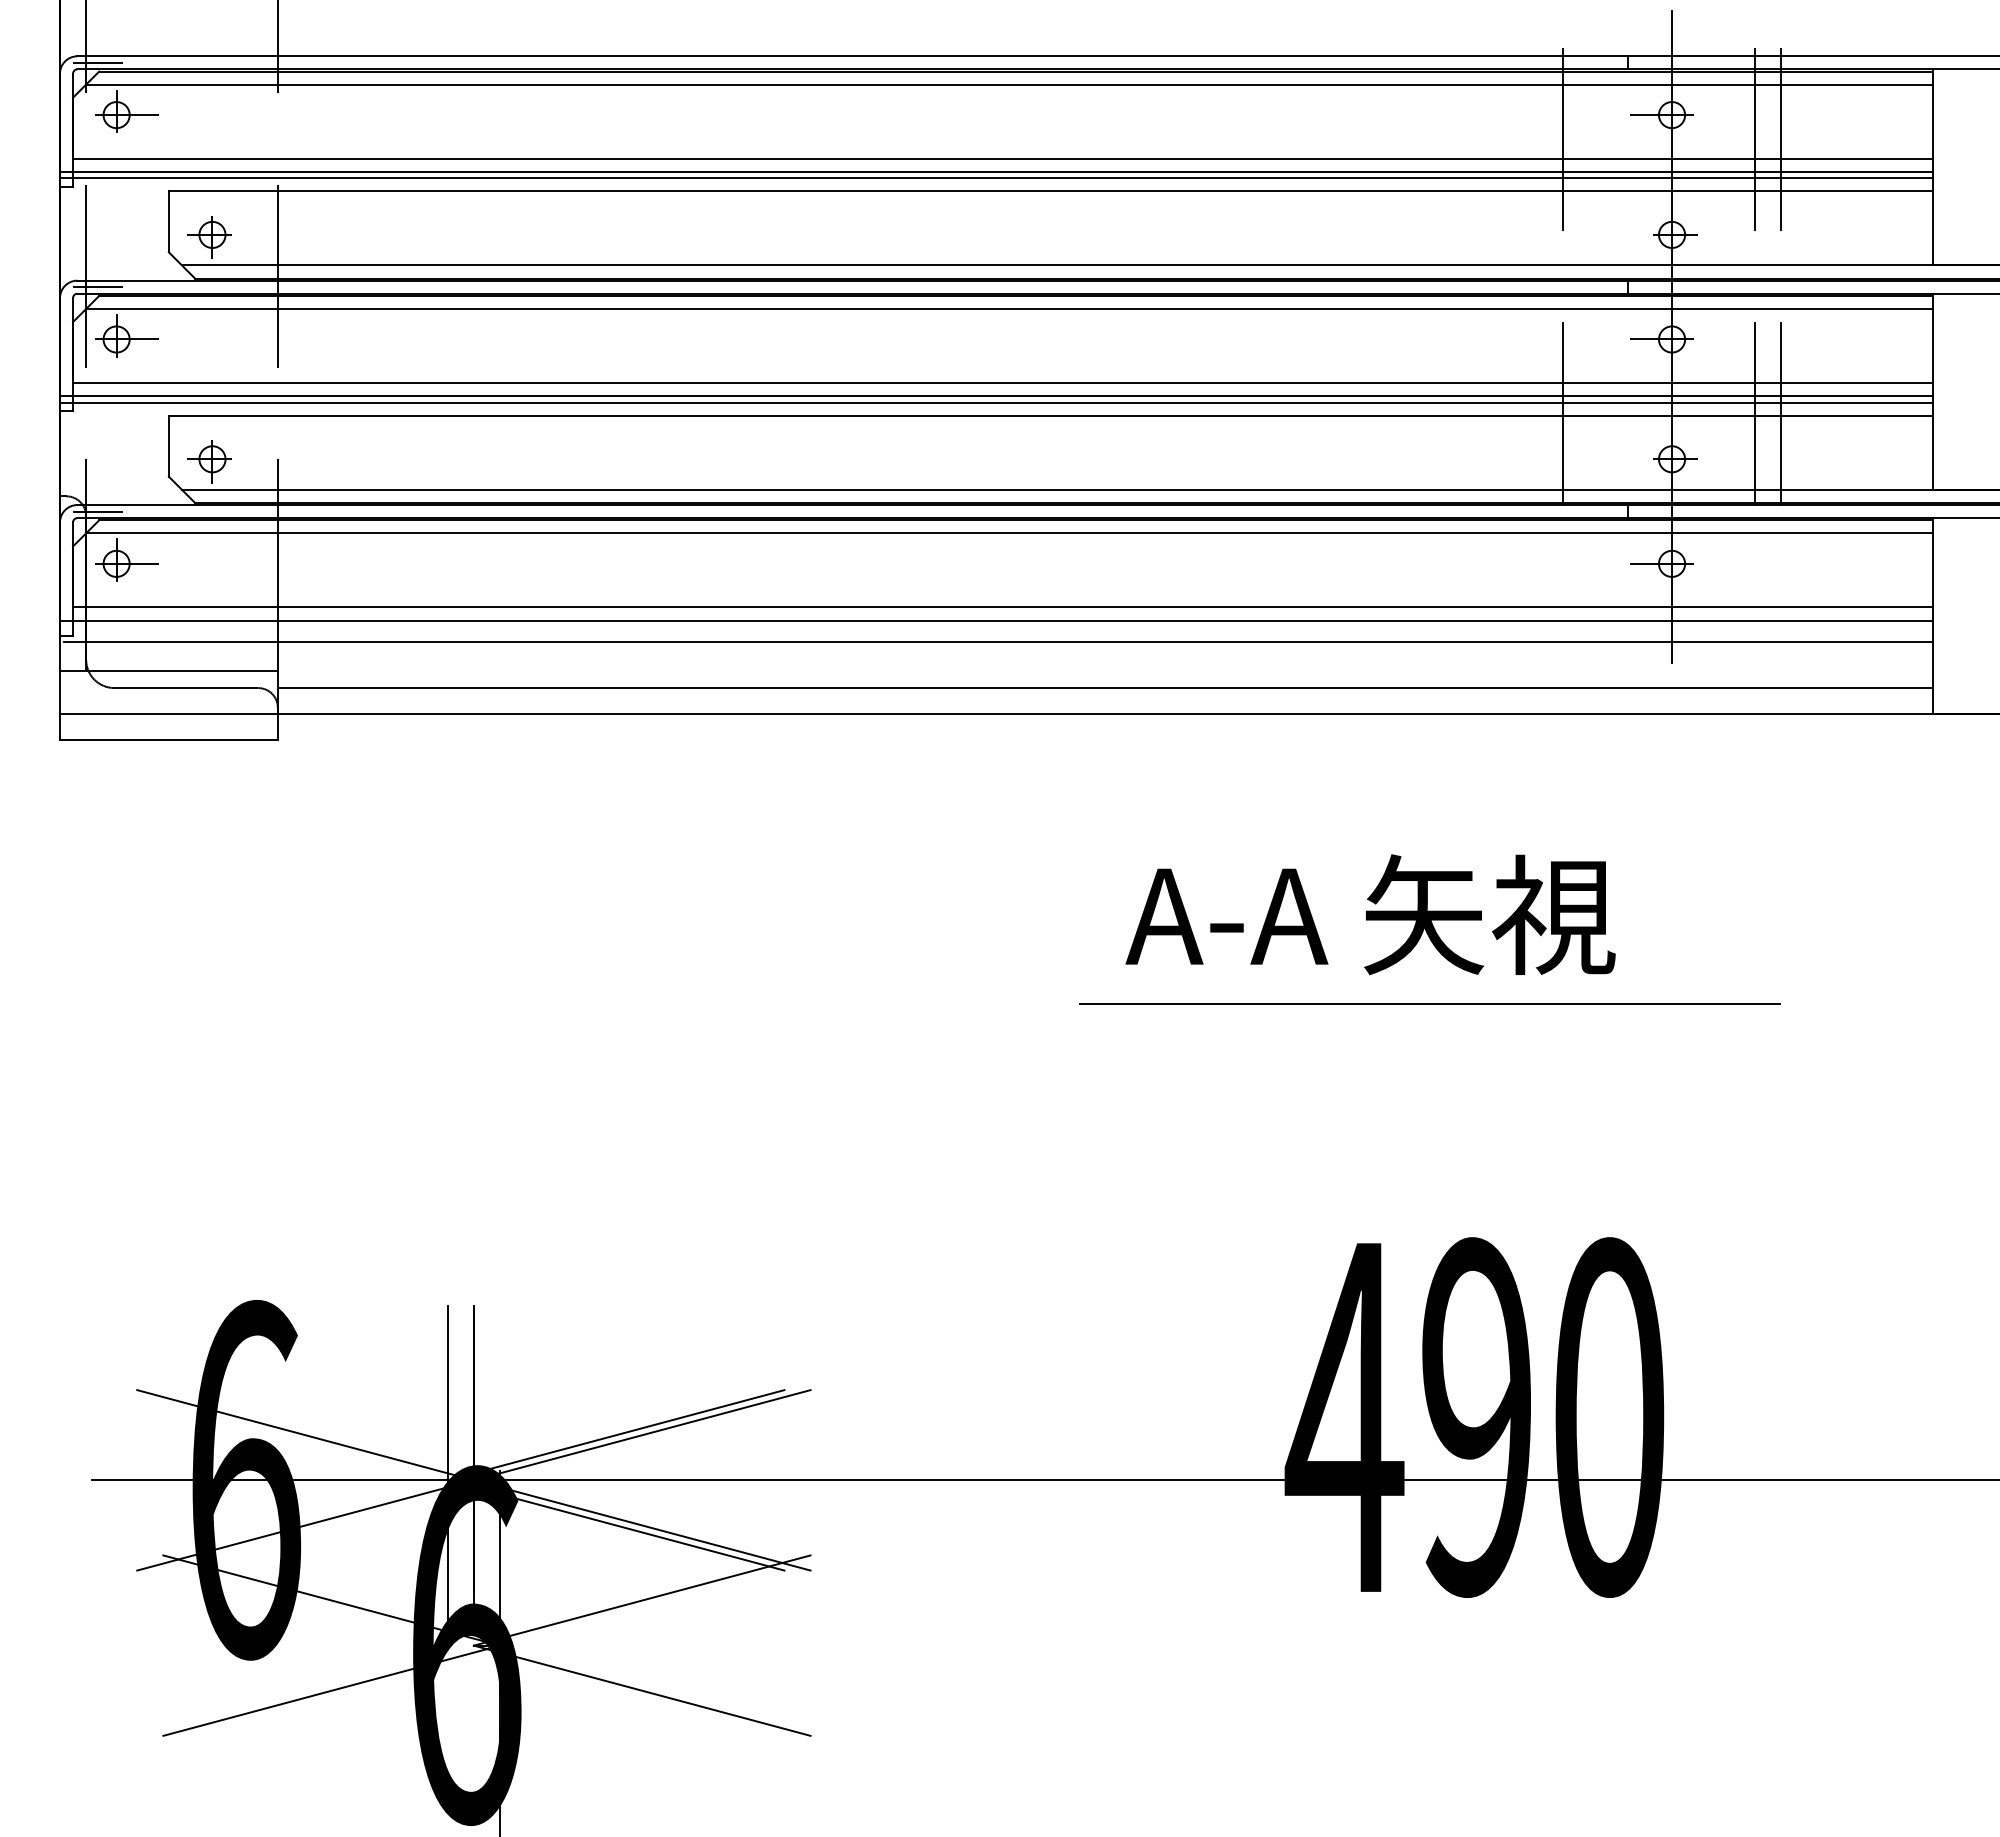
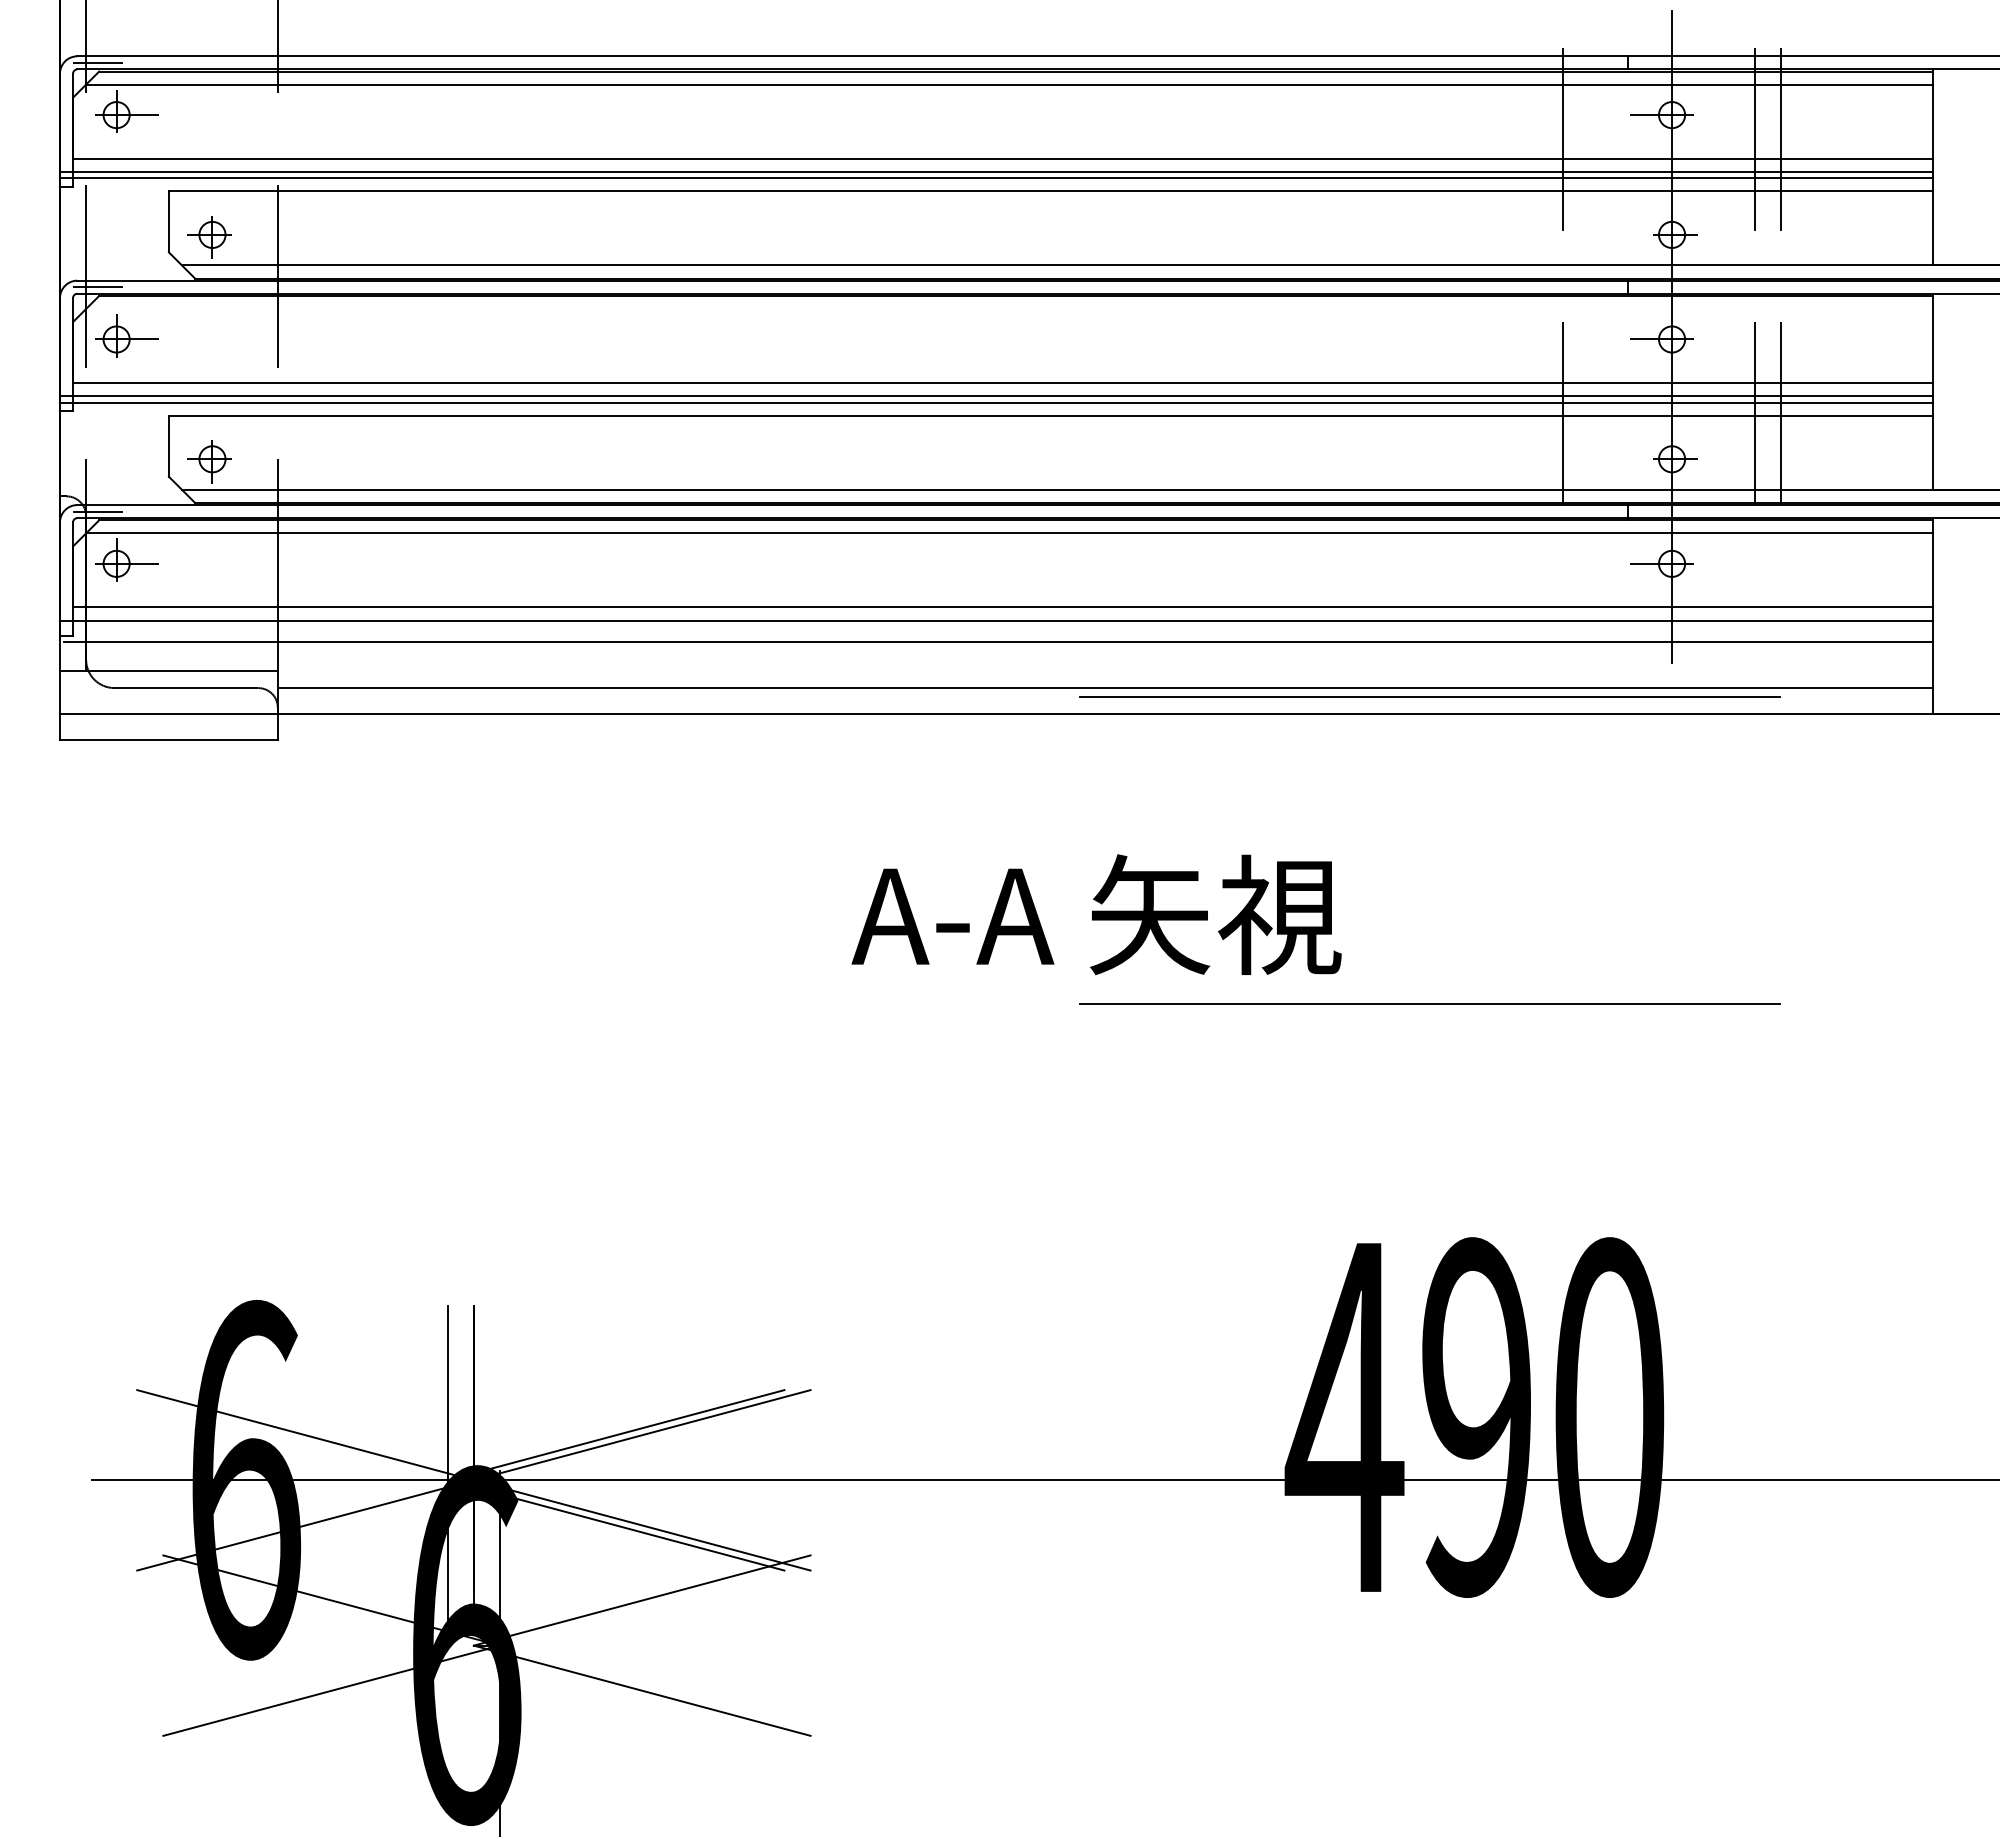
line: present -> none (1009, 309)
line: none -> present (1429, 696)
text position: (1370, 914) -> (1096, 914) (1096, 914)
